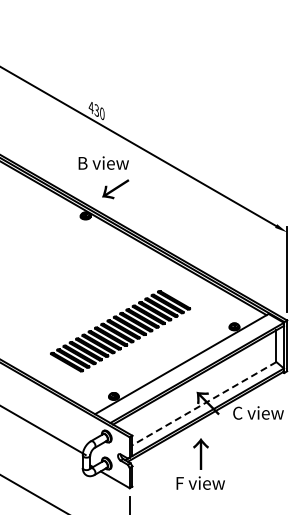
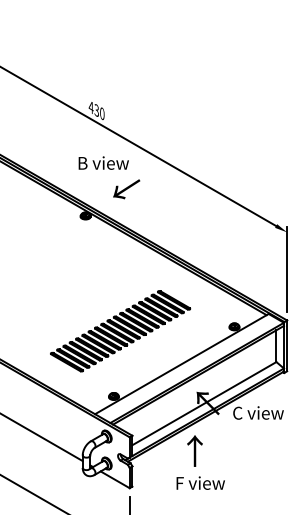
text position: (115, 189) -> (126, 189) (126, 189)
line: dashed -> solid (204, 403)
line position: (43, 430) -> (42, 437) (42, 437)
text position: (200, 453) -> (194, 450) (194, 450)
